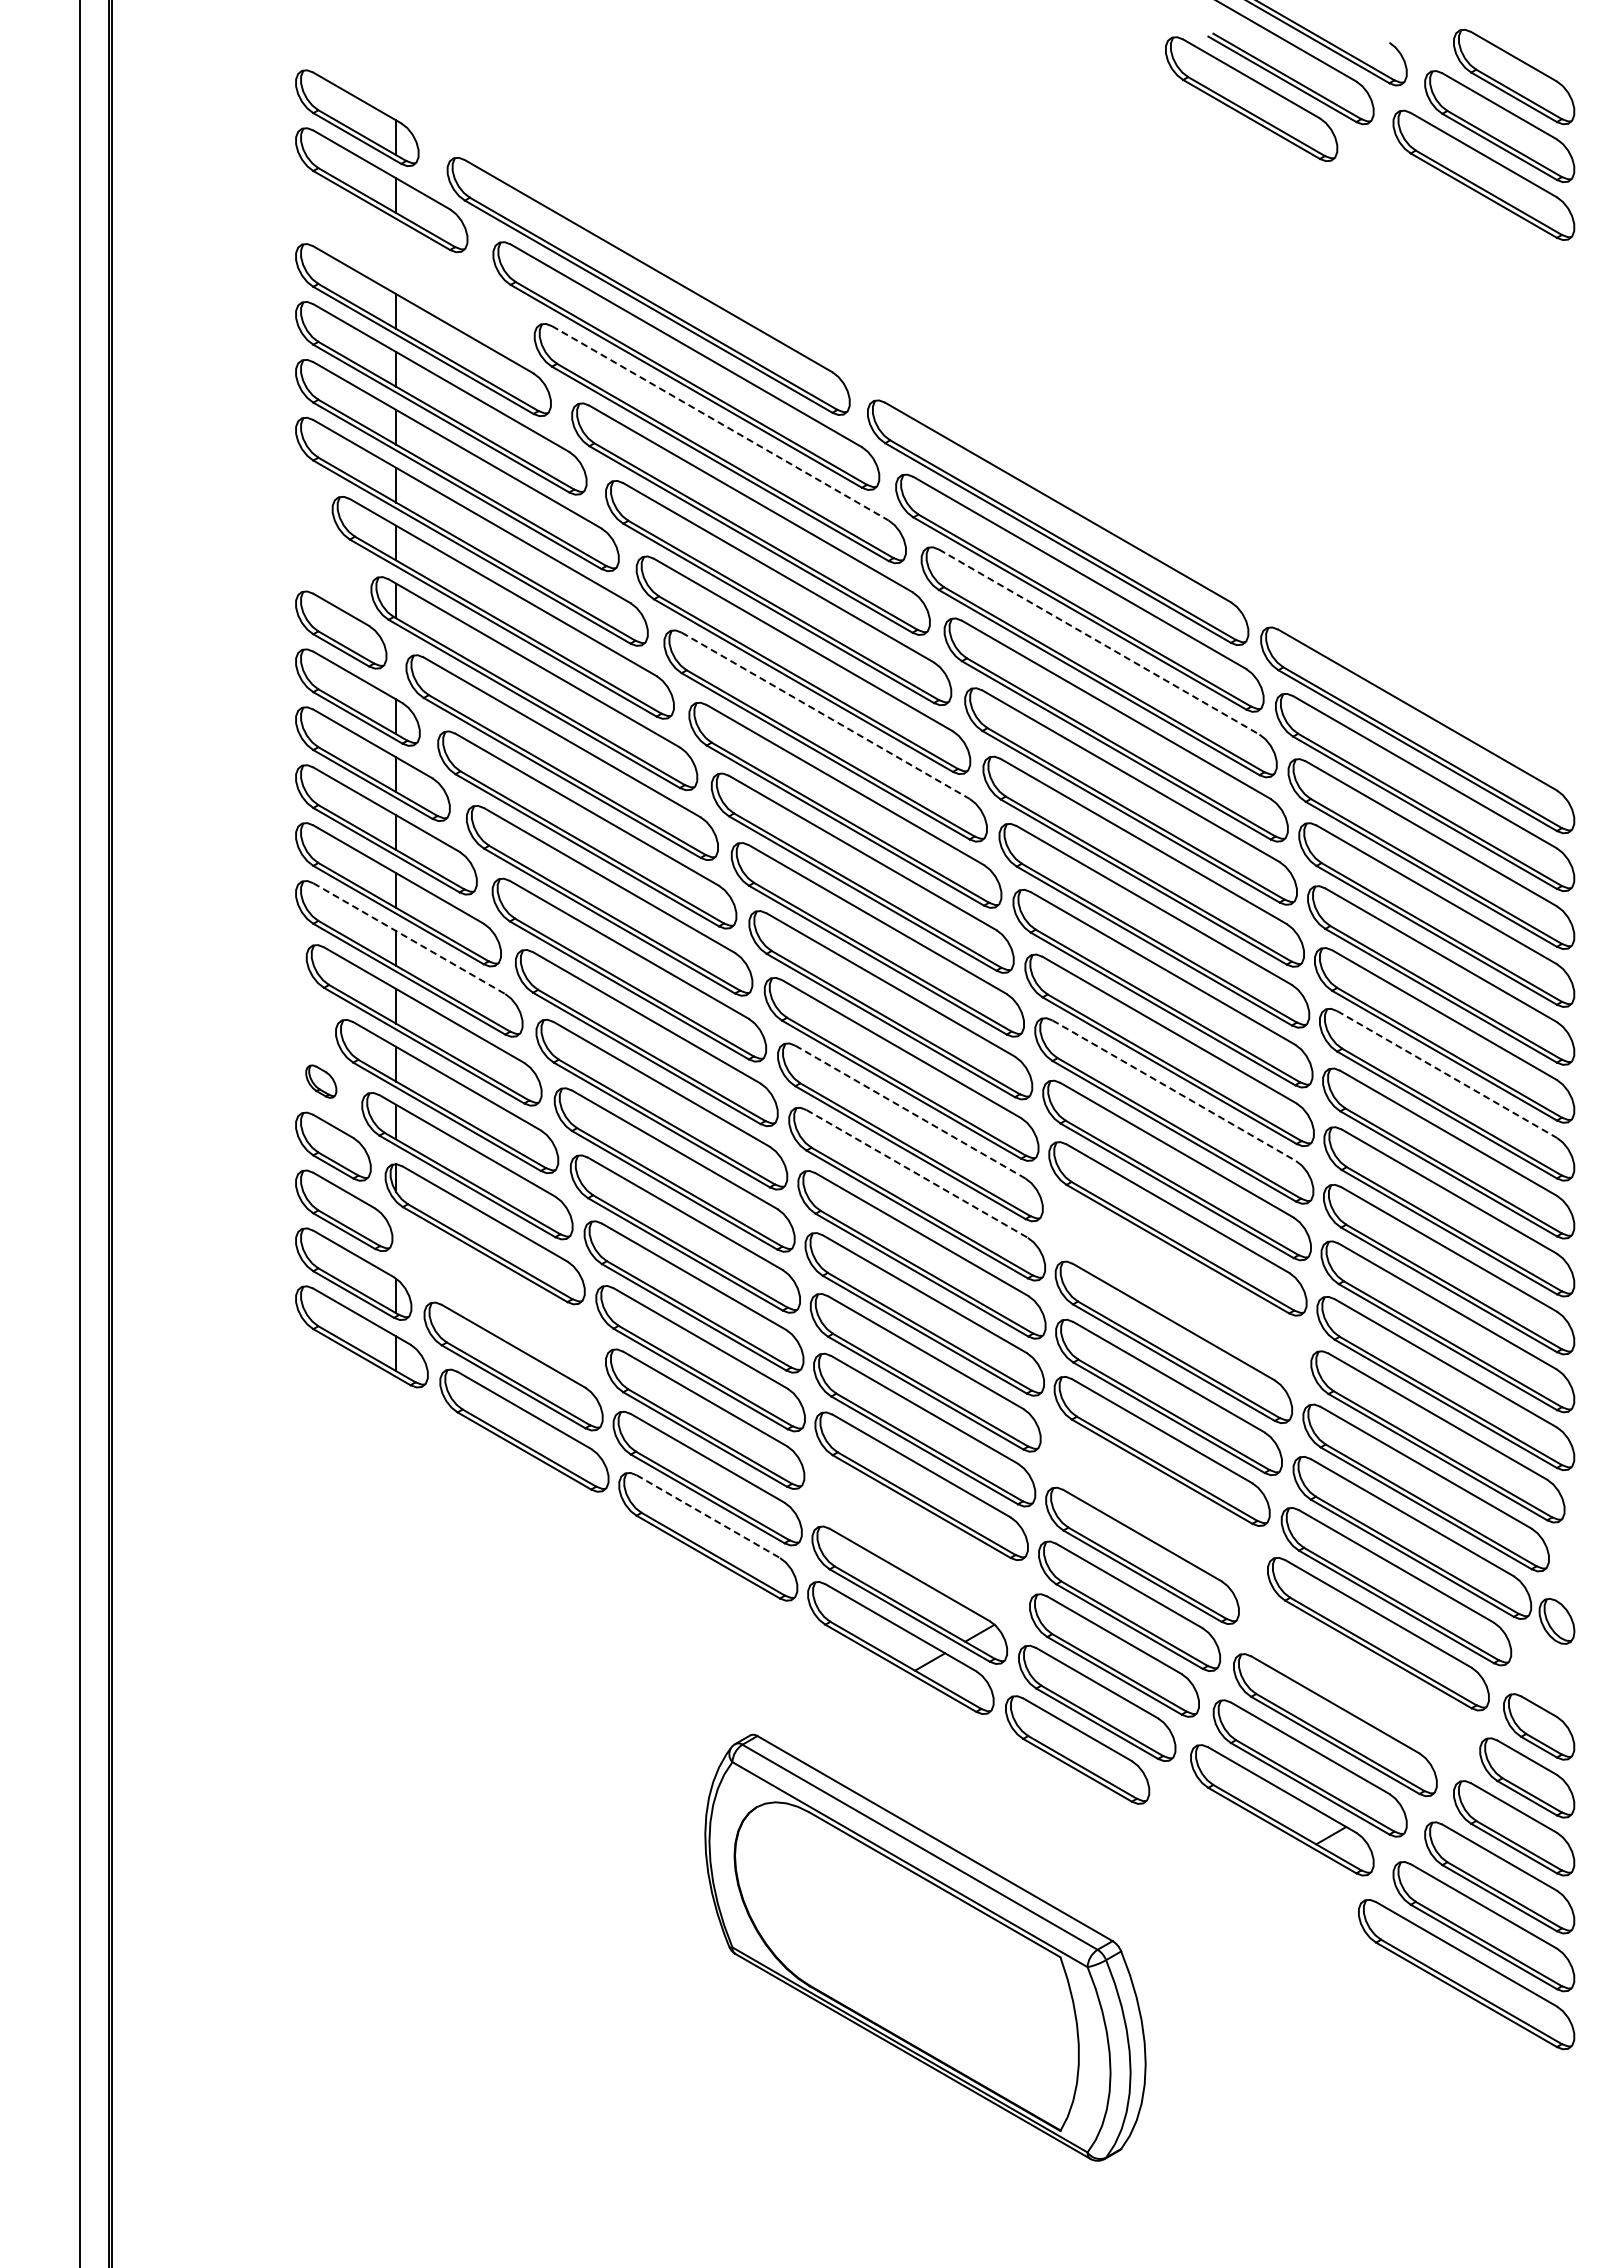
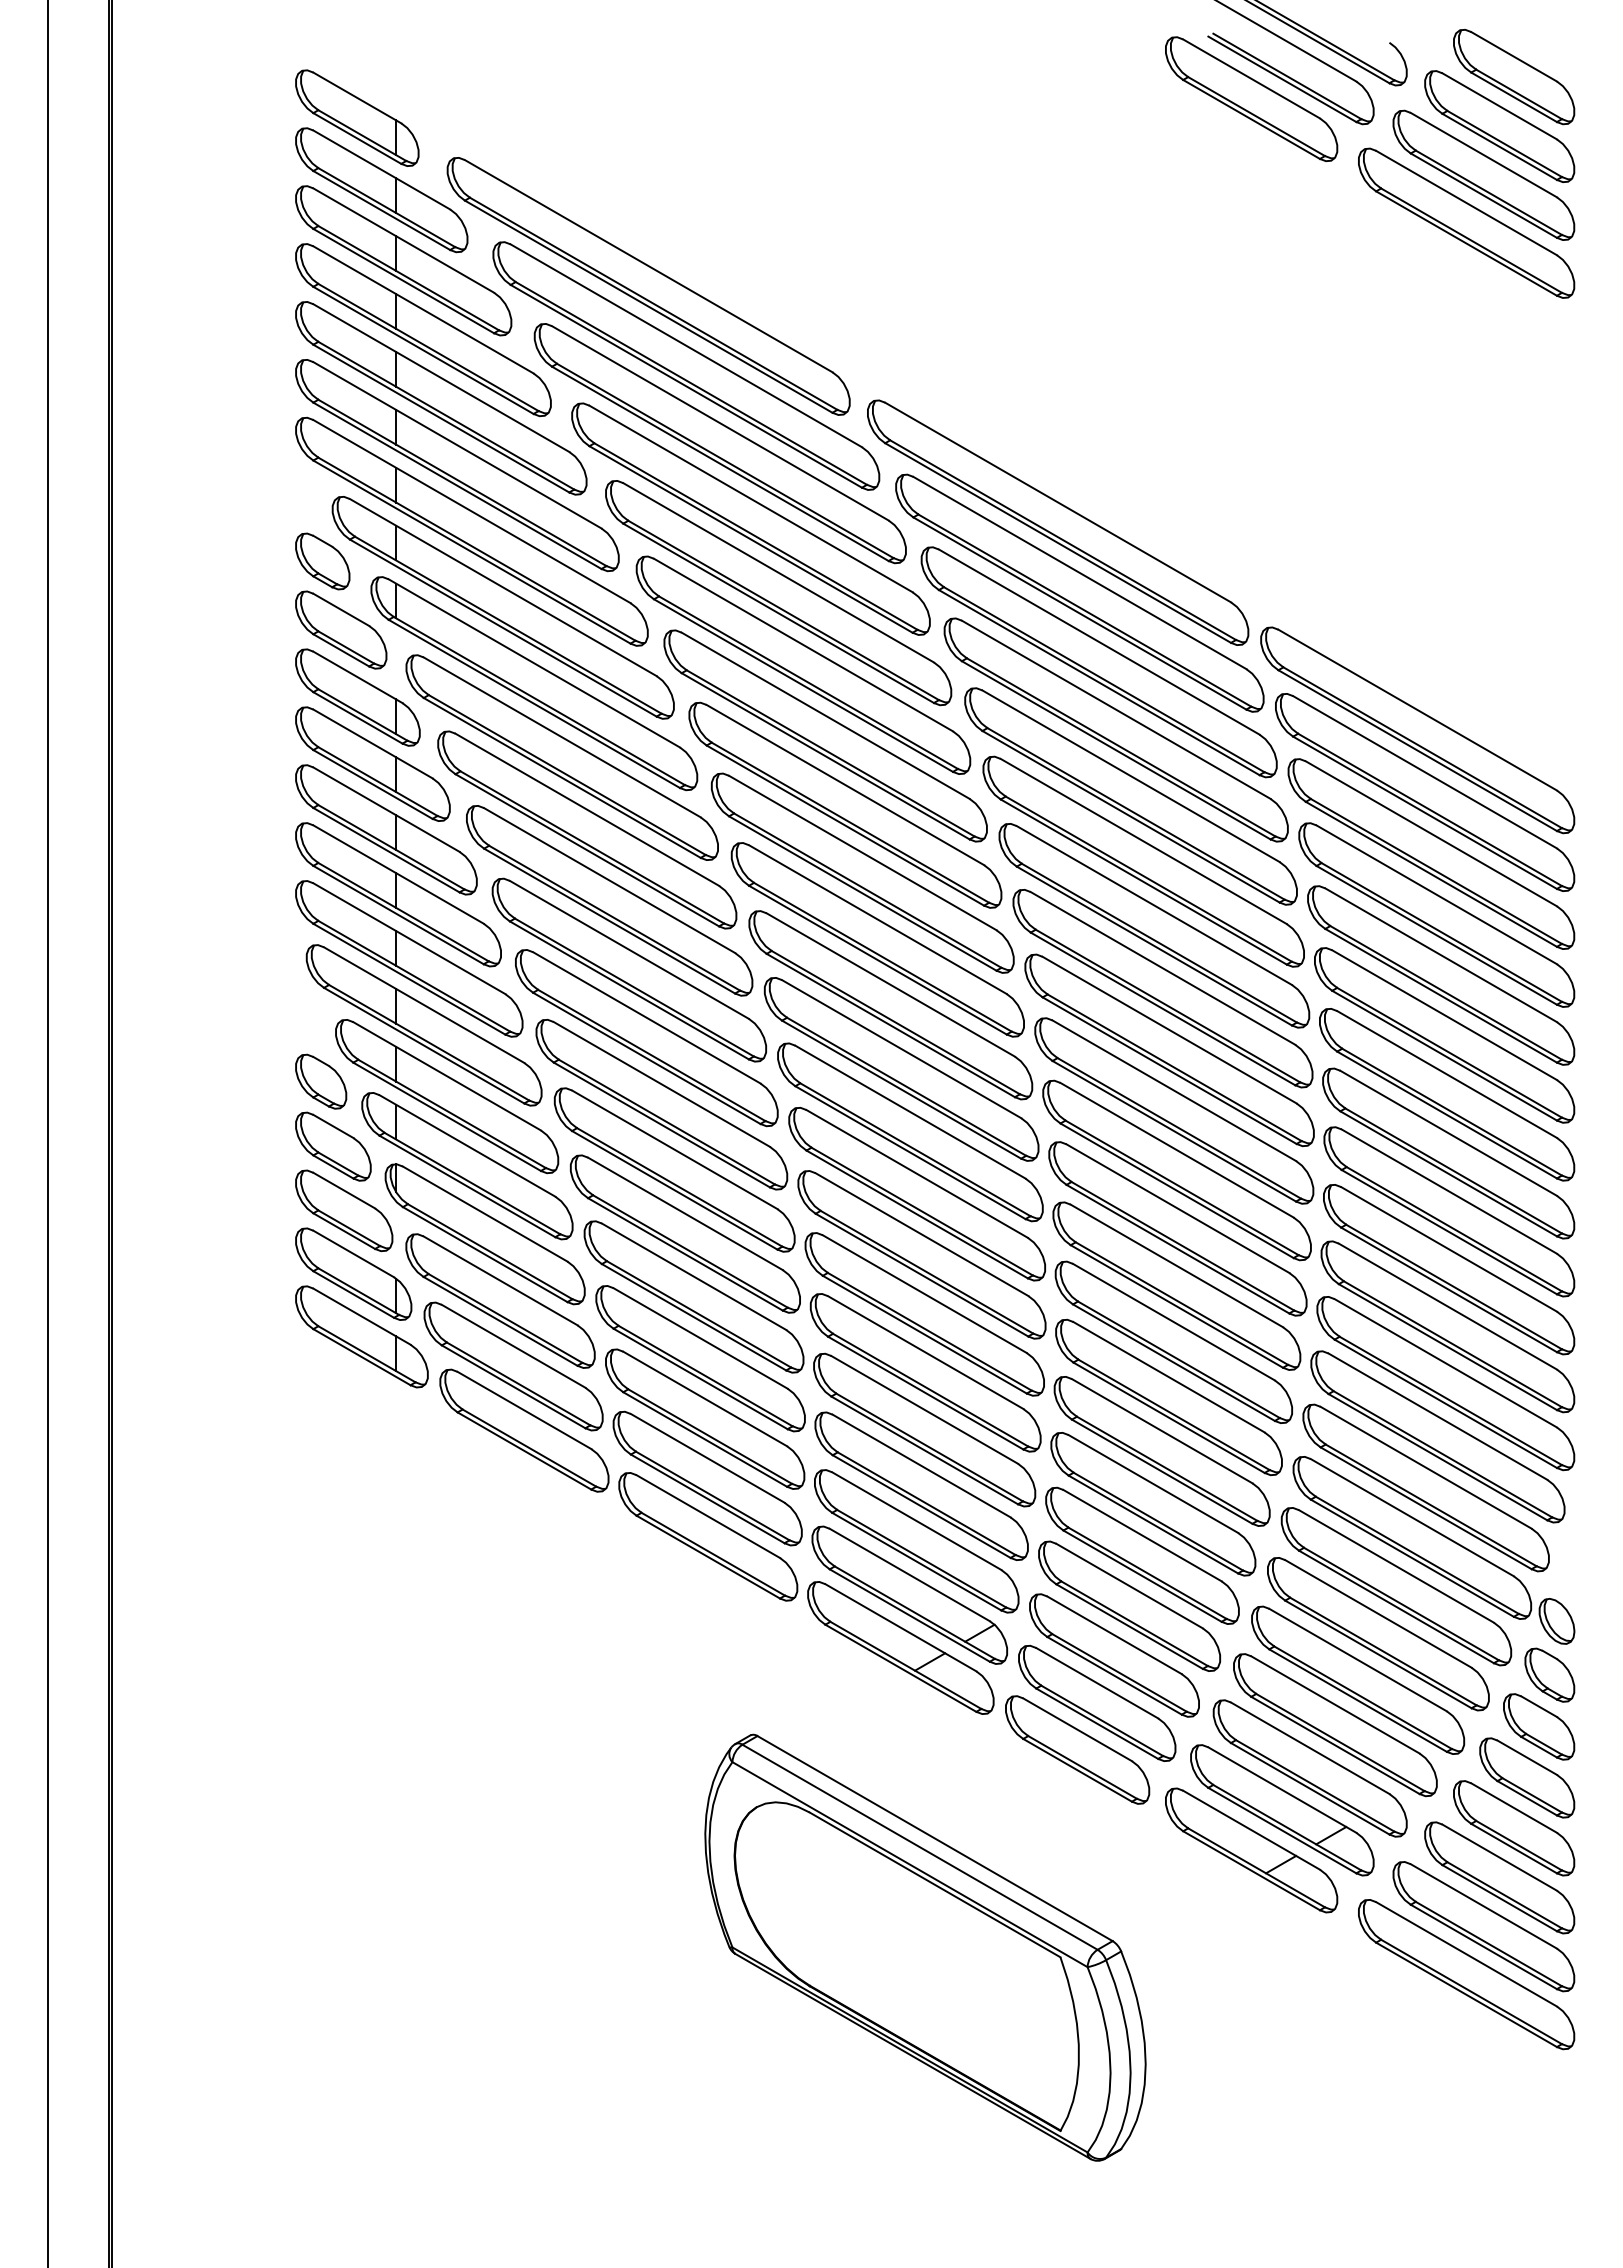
part: none -> present (1466, 222)
part: none -> present (403, 260)
line: dashed -> solid (720, 423)
part: none -> present (322, 561)
line: dashed -> solid (1099, 642)
line: dashed -> solid (826, 716)
line: dashed -> solid (409, 938)
line: dashed -> solid (1447, 1074)
part size: 33x35 px -> 53x57 px (321, 1081)
line: dashed -> solid (1174, 1090)
line: dashed -> solid (910, 1112)
line position: (80, 1133) -> (48, 1133) (48, 1133)
line: dashed -> solid (917, 1173)
part: none -> present (1176, 1285)
part: none -> present (500, 1300)
part: none -> present (1153, 1504)
line: dashed -> solid (708, 1516)
part: none -> present (916, 1541)
part: none -> present (1549, 1674)
part: none -> present (1358, 1679)
part: none -> present (1251, 1850)
